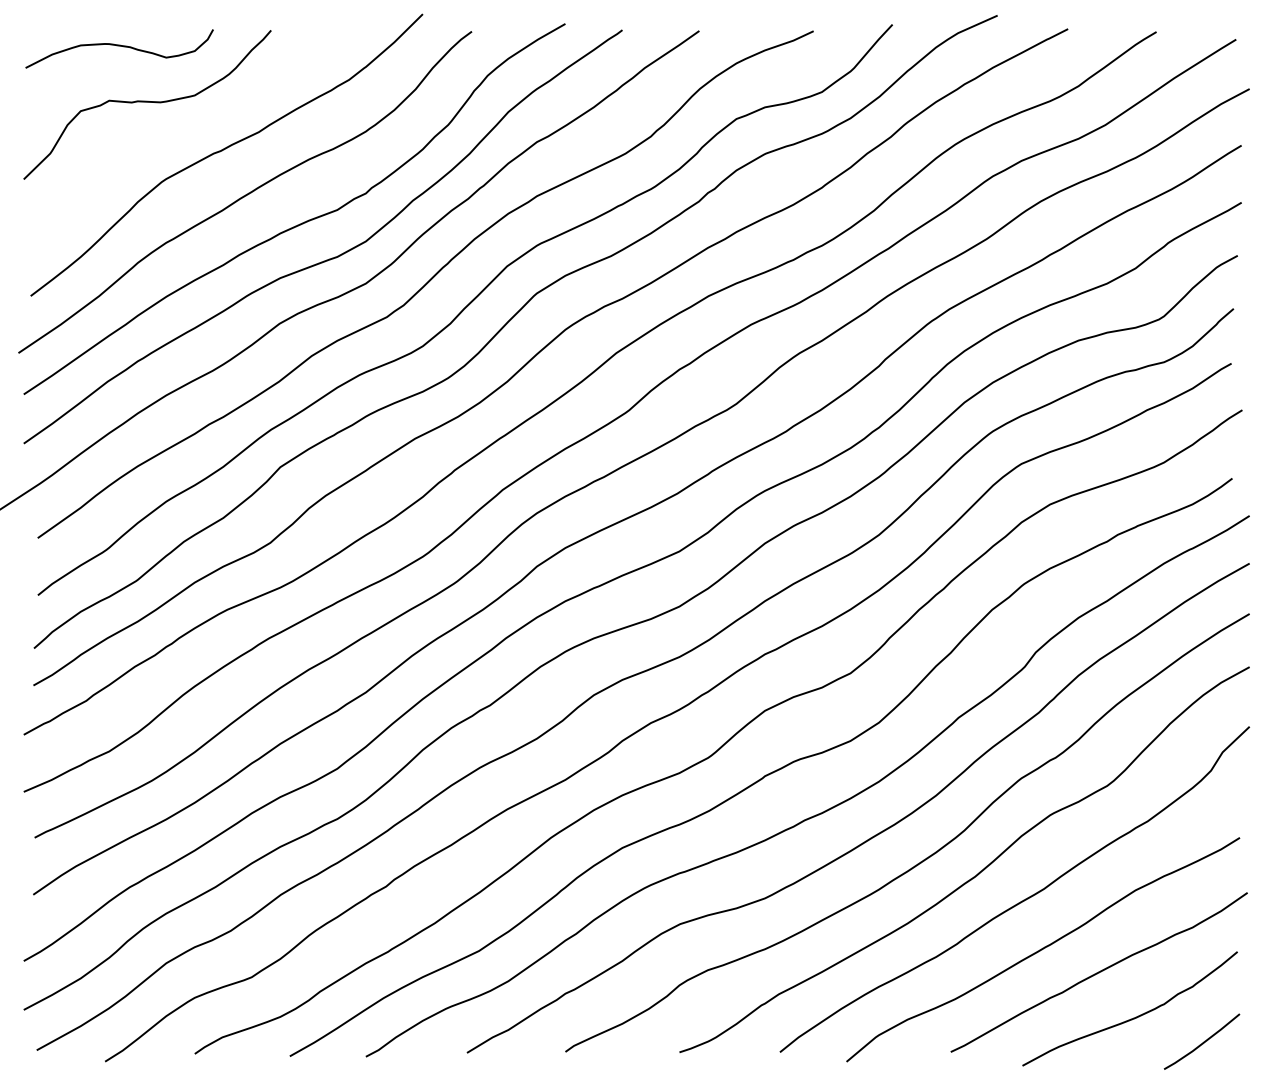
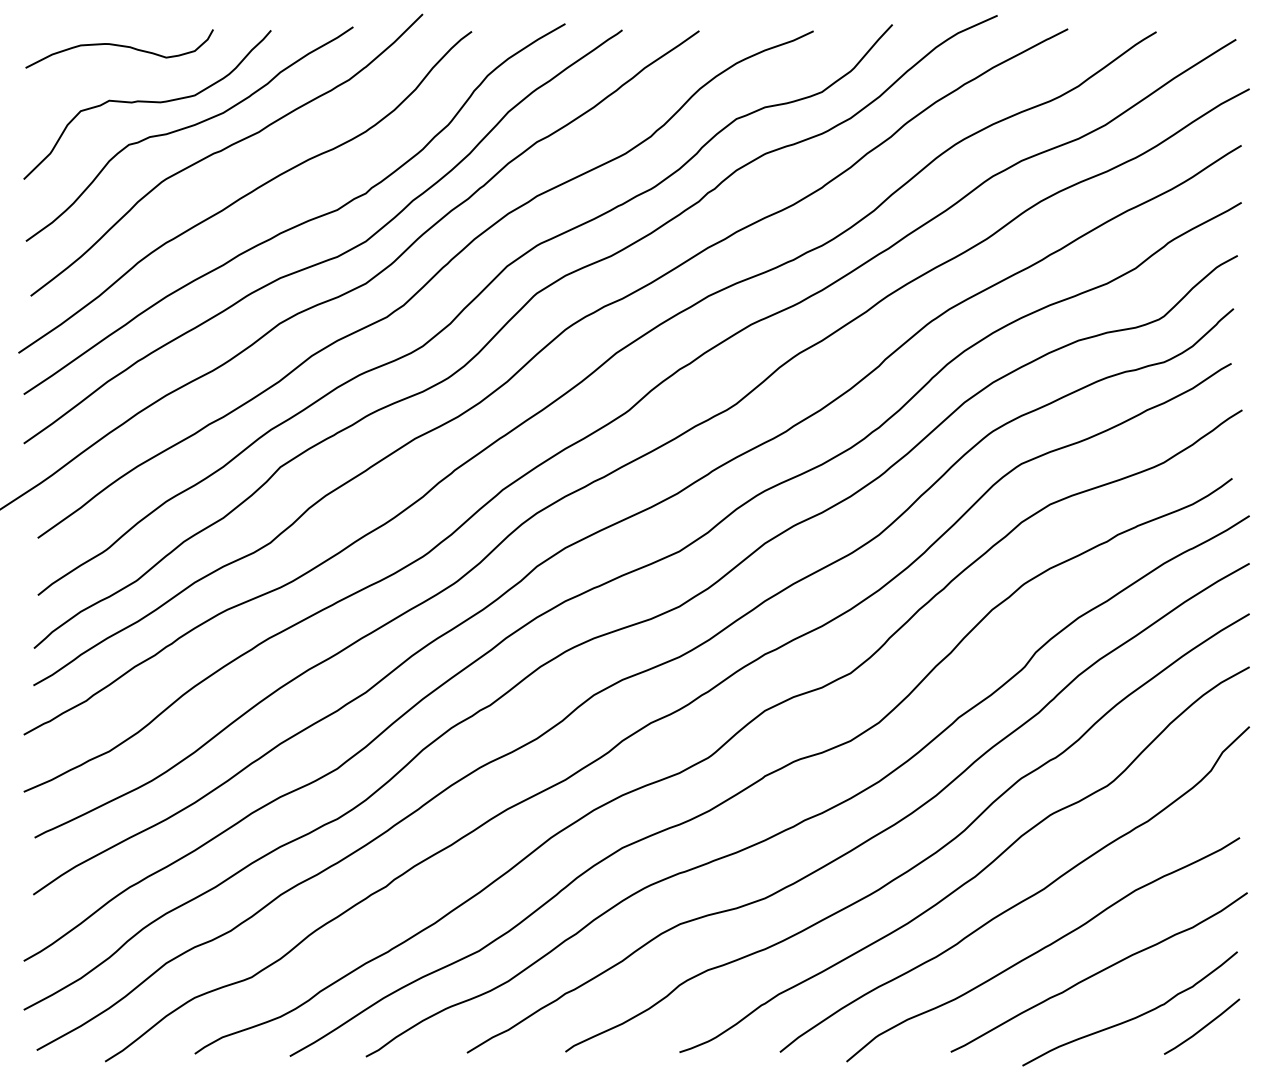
curve: none -> present (187, 128)
line position: (1202, 1042) -> (1202, 1027) (1202, 1027)
